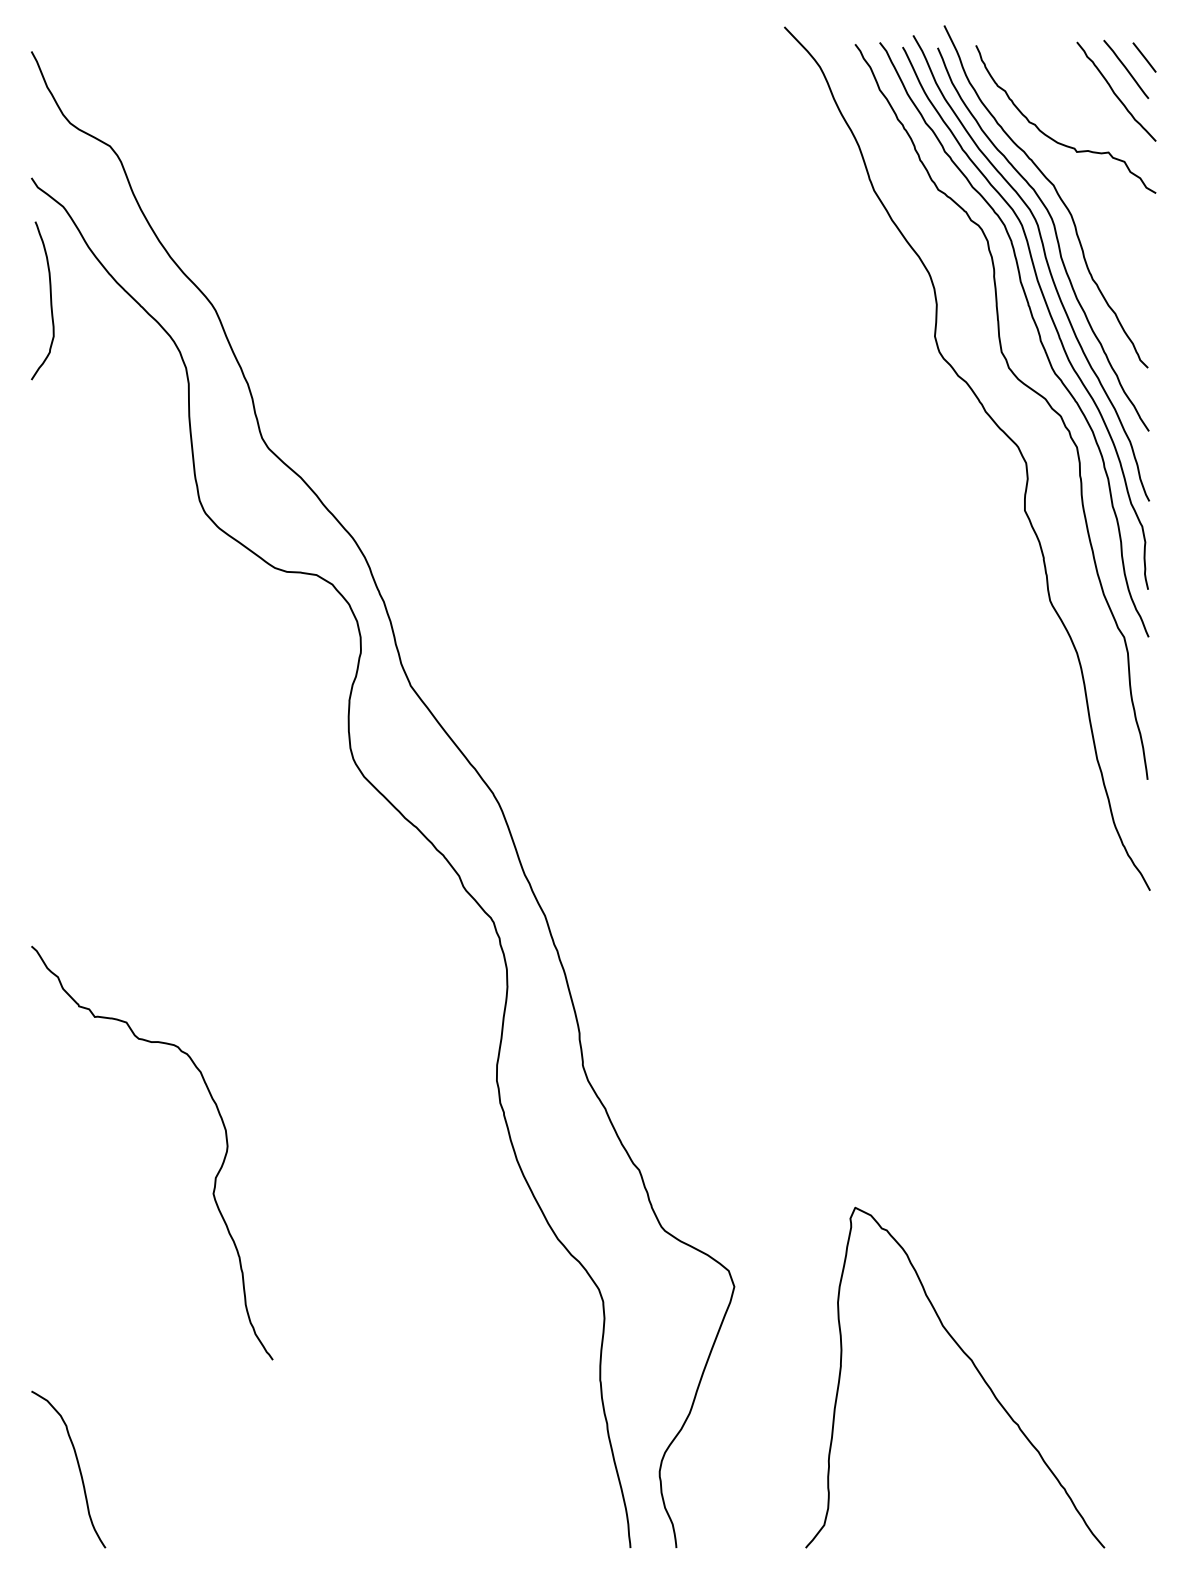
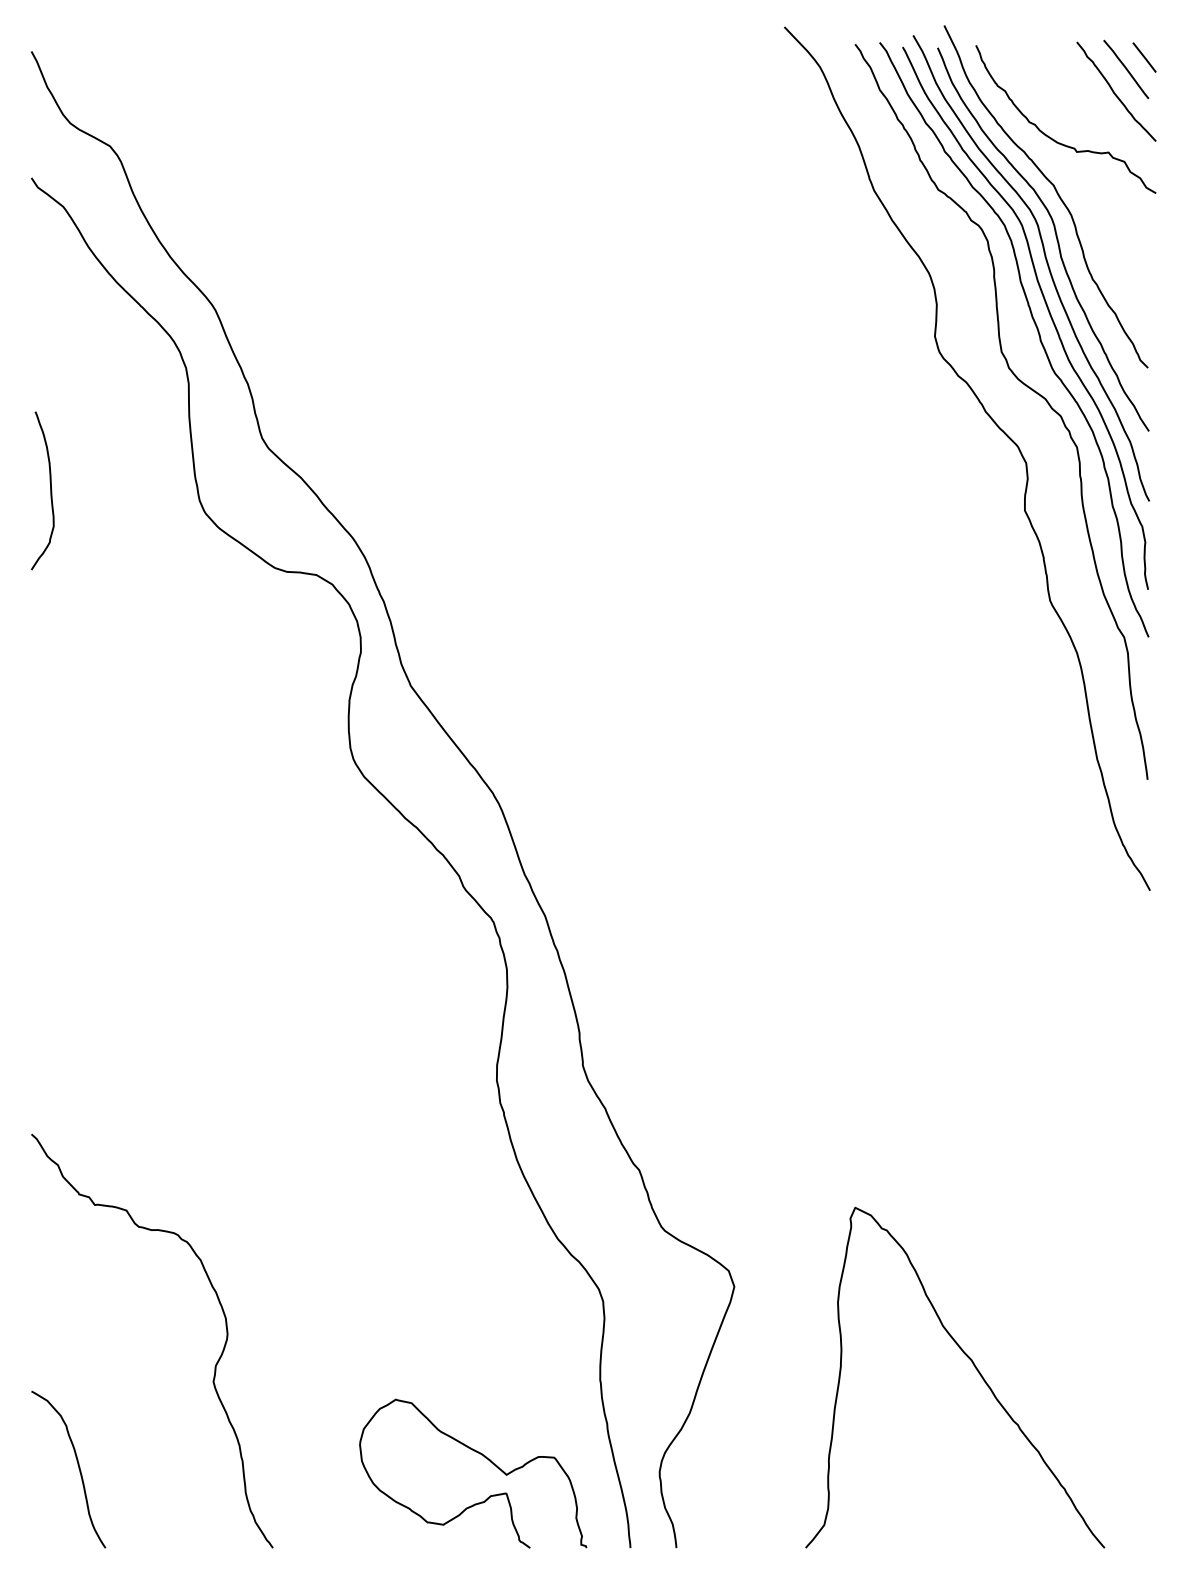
curve position: (50, 300) -> (50, 490) (50, 490)
curve position: (214, 1178) -> (214, 1366) (214, 1366)
curve: none -> present (485, 1458)
